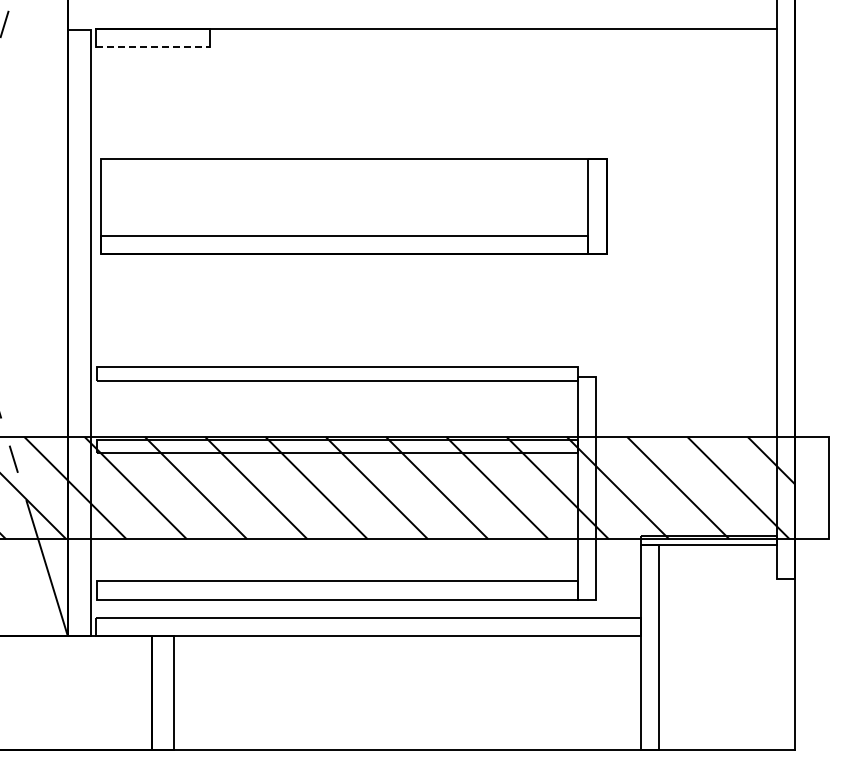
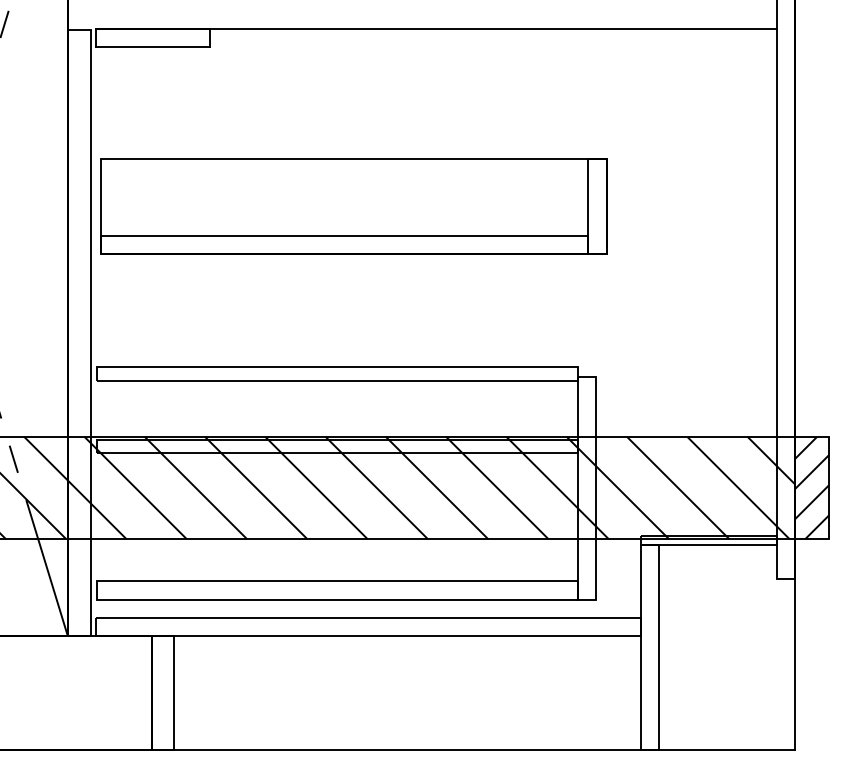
line: dashed -> solid (153, 47)
hatch: none -> present (812, 488)
